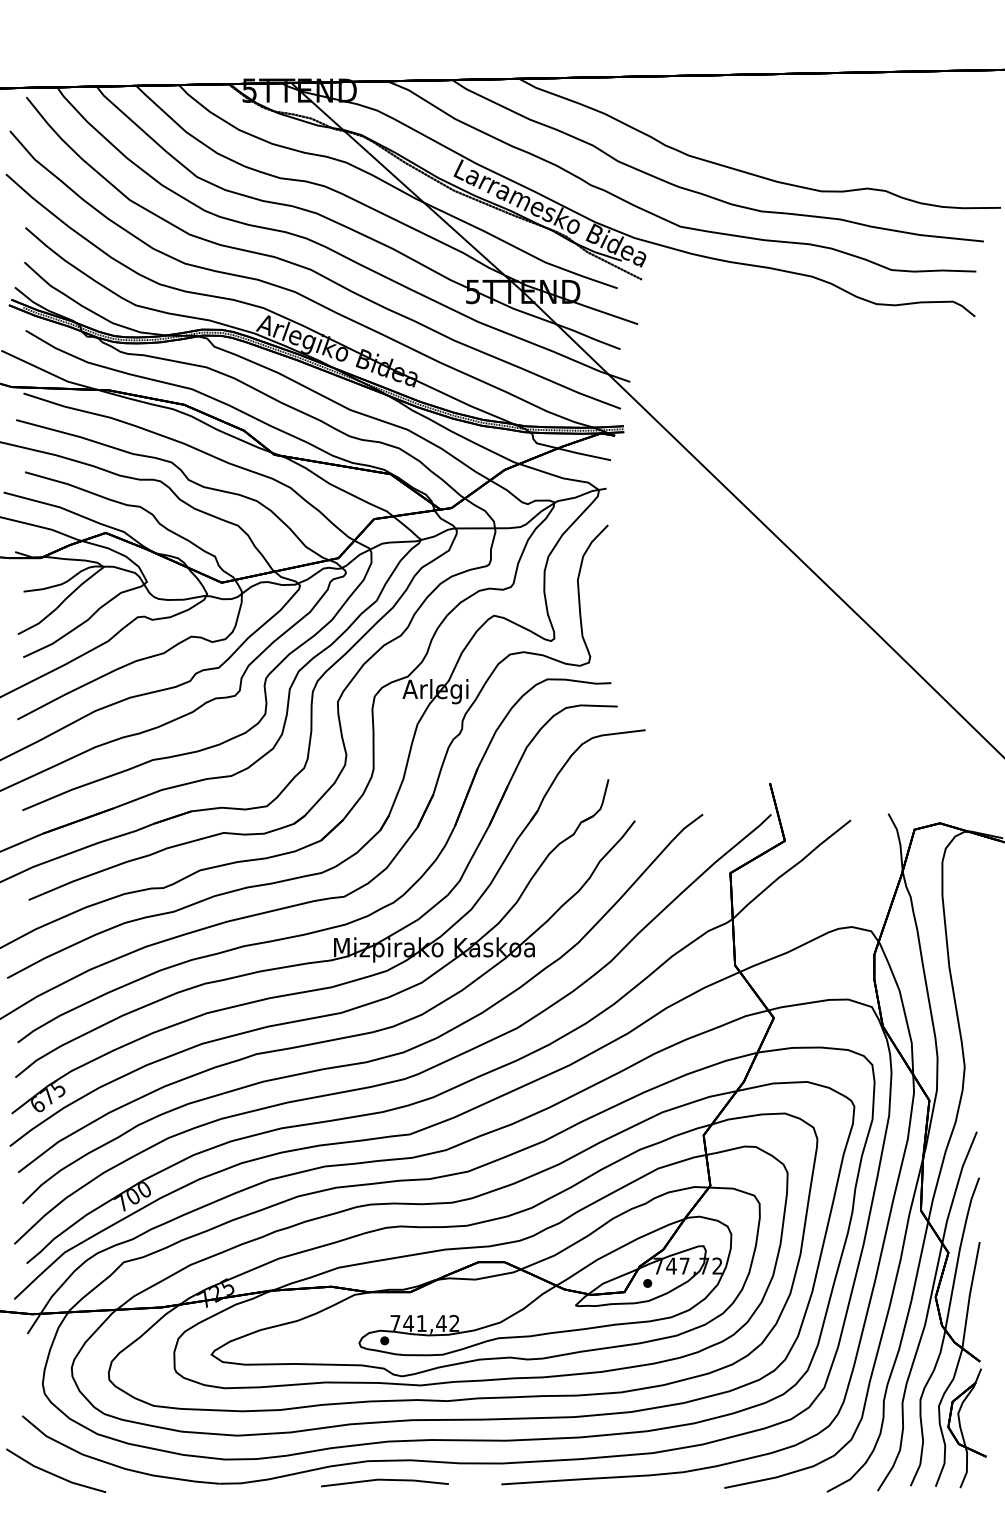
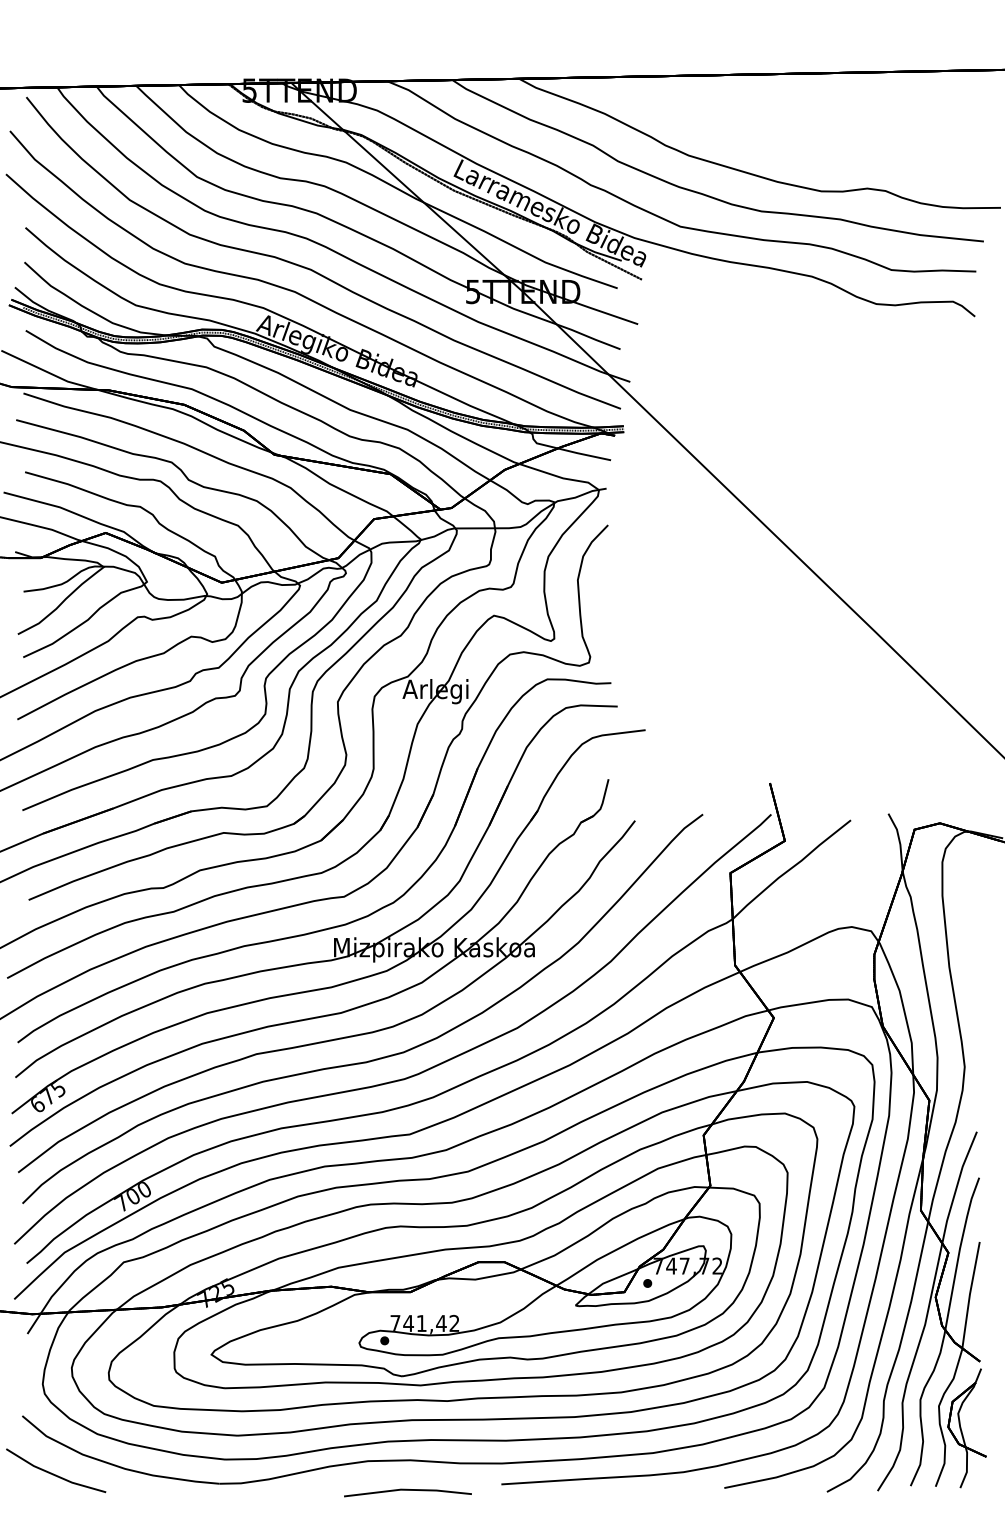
line position: (384, 1480) -> (407, 1490) (407, 1490)
